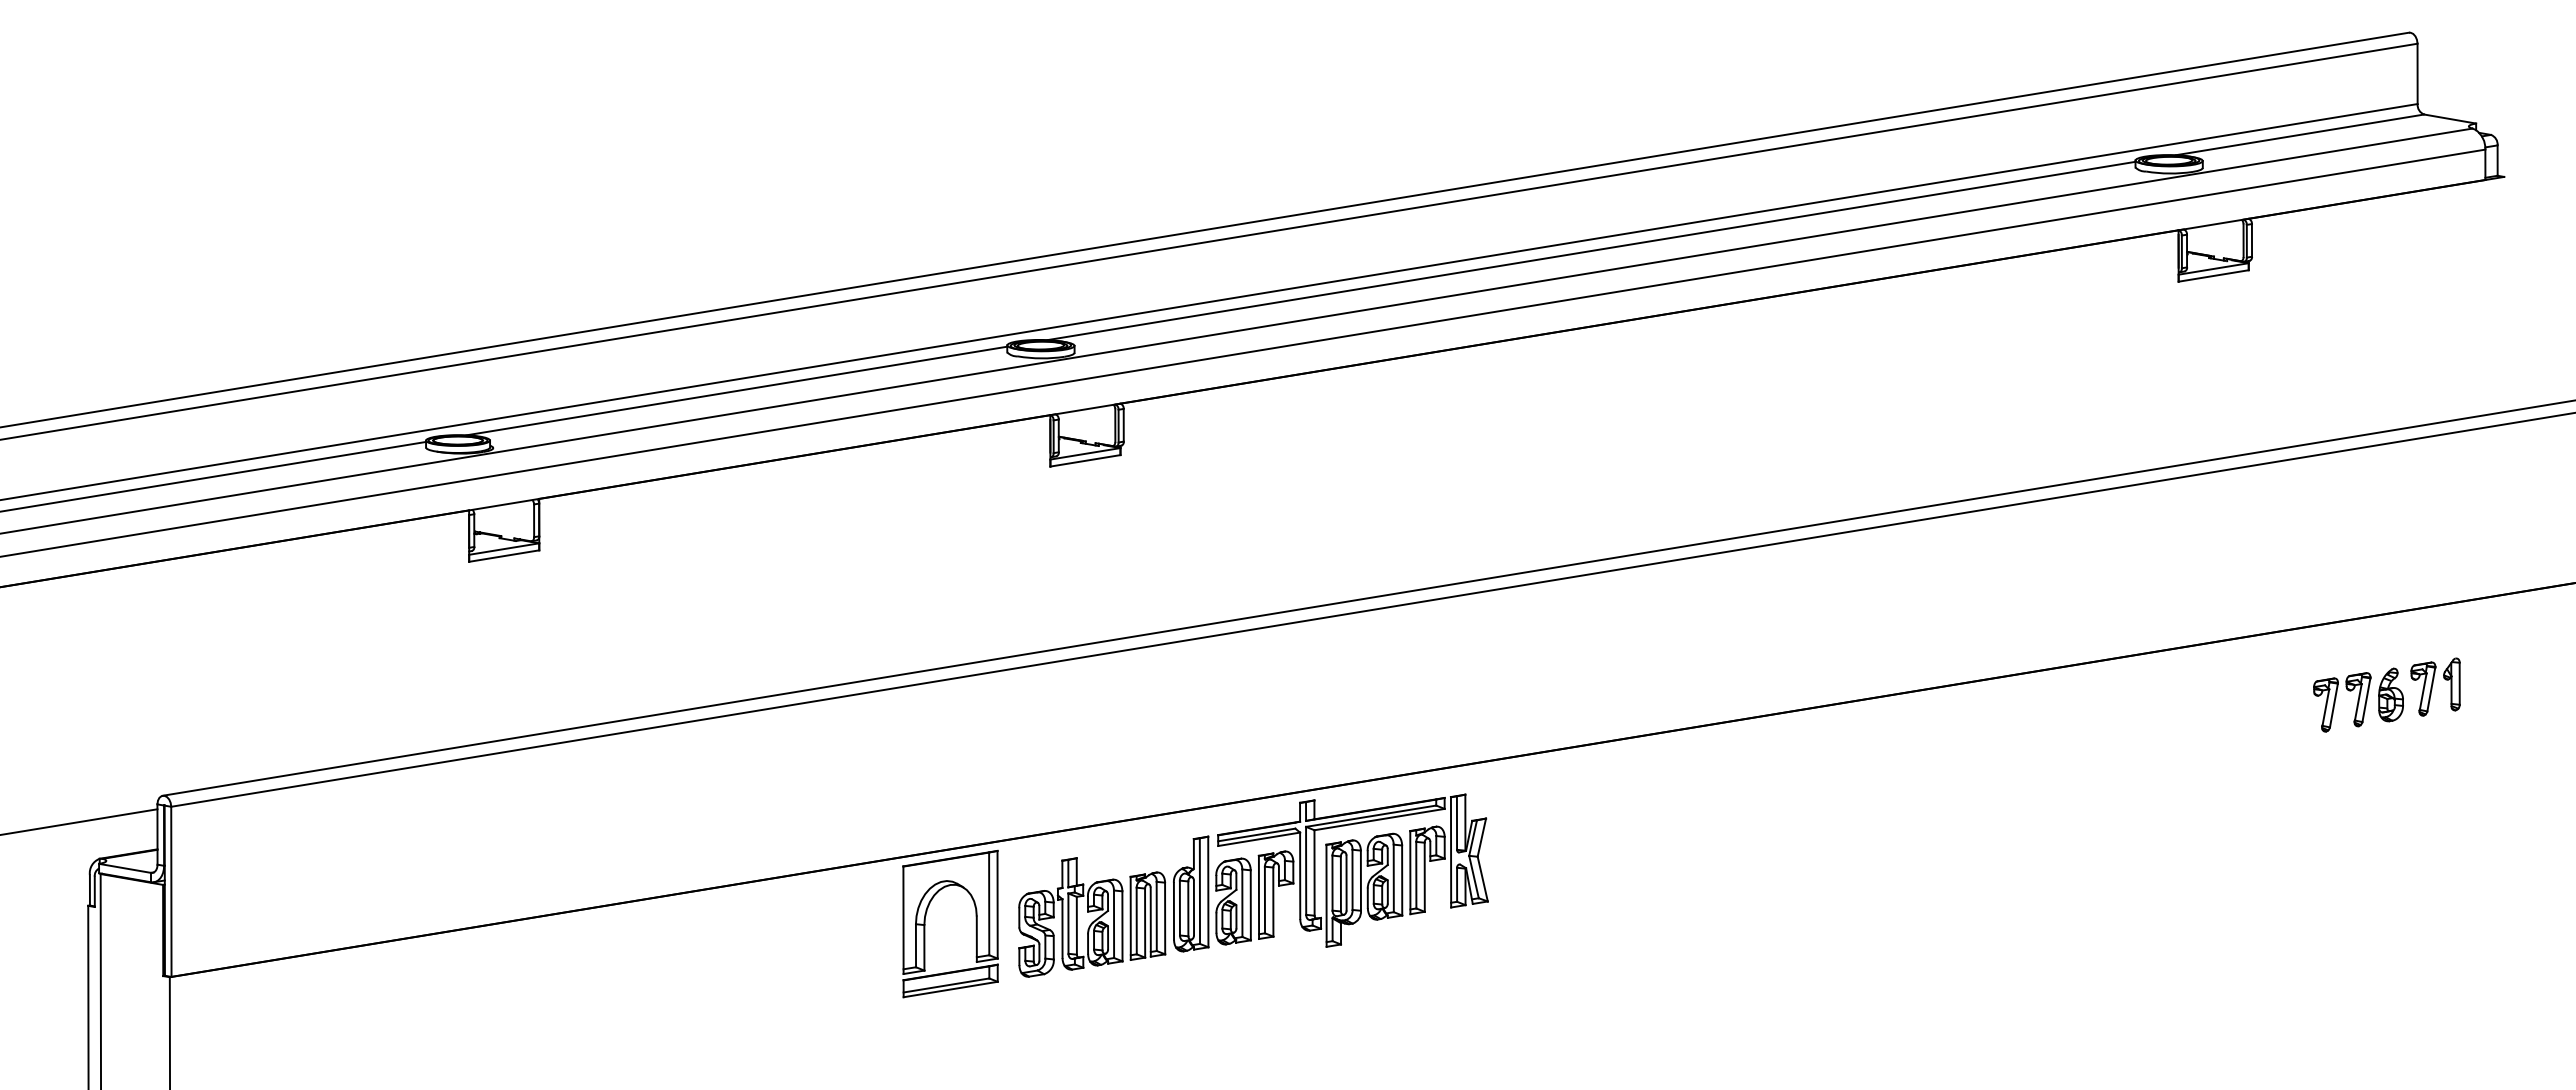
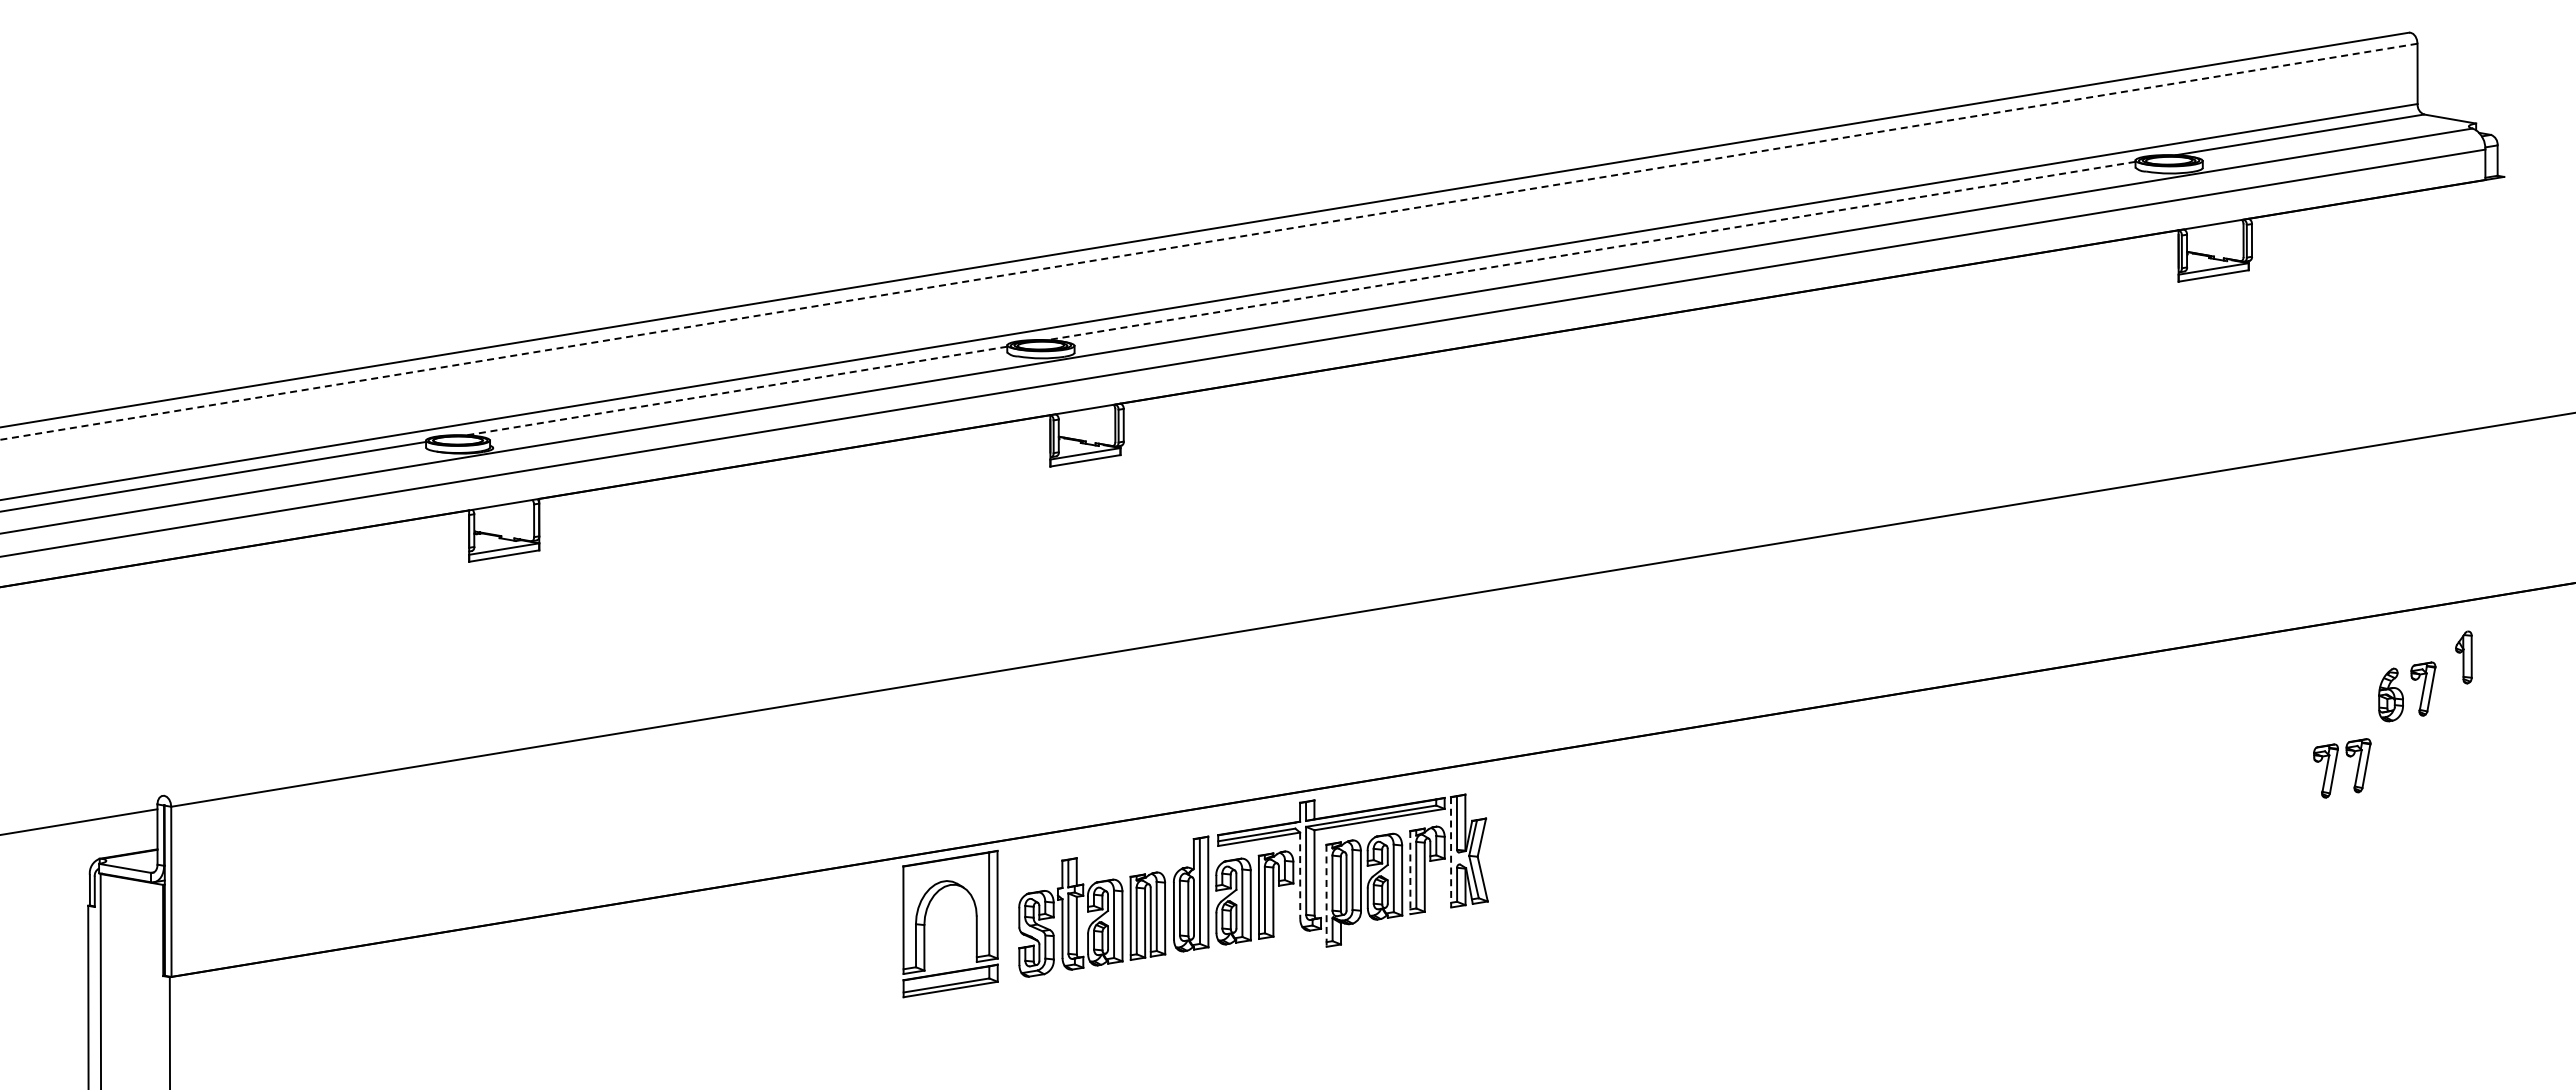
line: solid -> dashed (1208, 241)
line: solid -> dashed (1591, 251)
line: solid -> dashed (736, 391)
line: present -> none (1367, 597)
part position: (2451, 684) -> (2463, 657) (2463, 657)
part position: (2335, 702) -> (2335, 768) (2335, 768)
line: solid -> dashed (1451, 852)
line: solid -> dashed (1410, 872)
line: solid -> dashed (1300, 876)
line: solid -> dashed (1326, 896)
